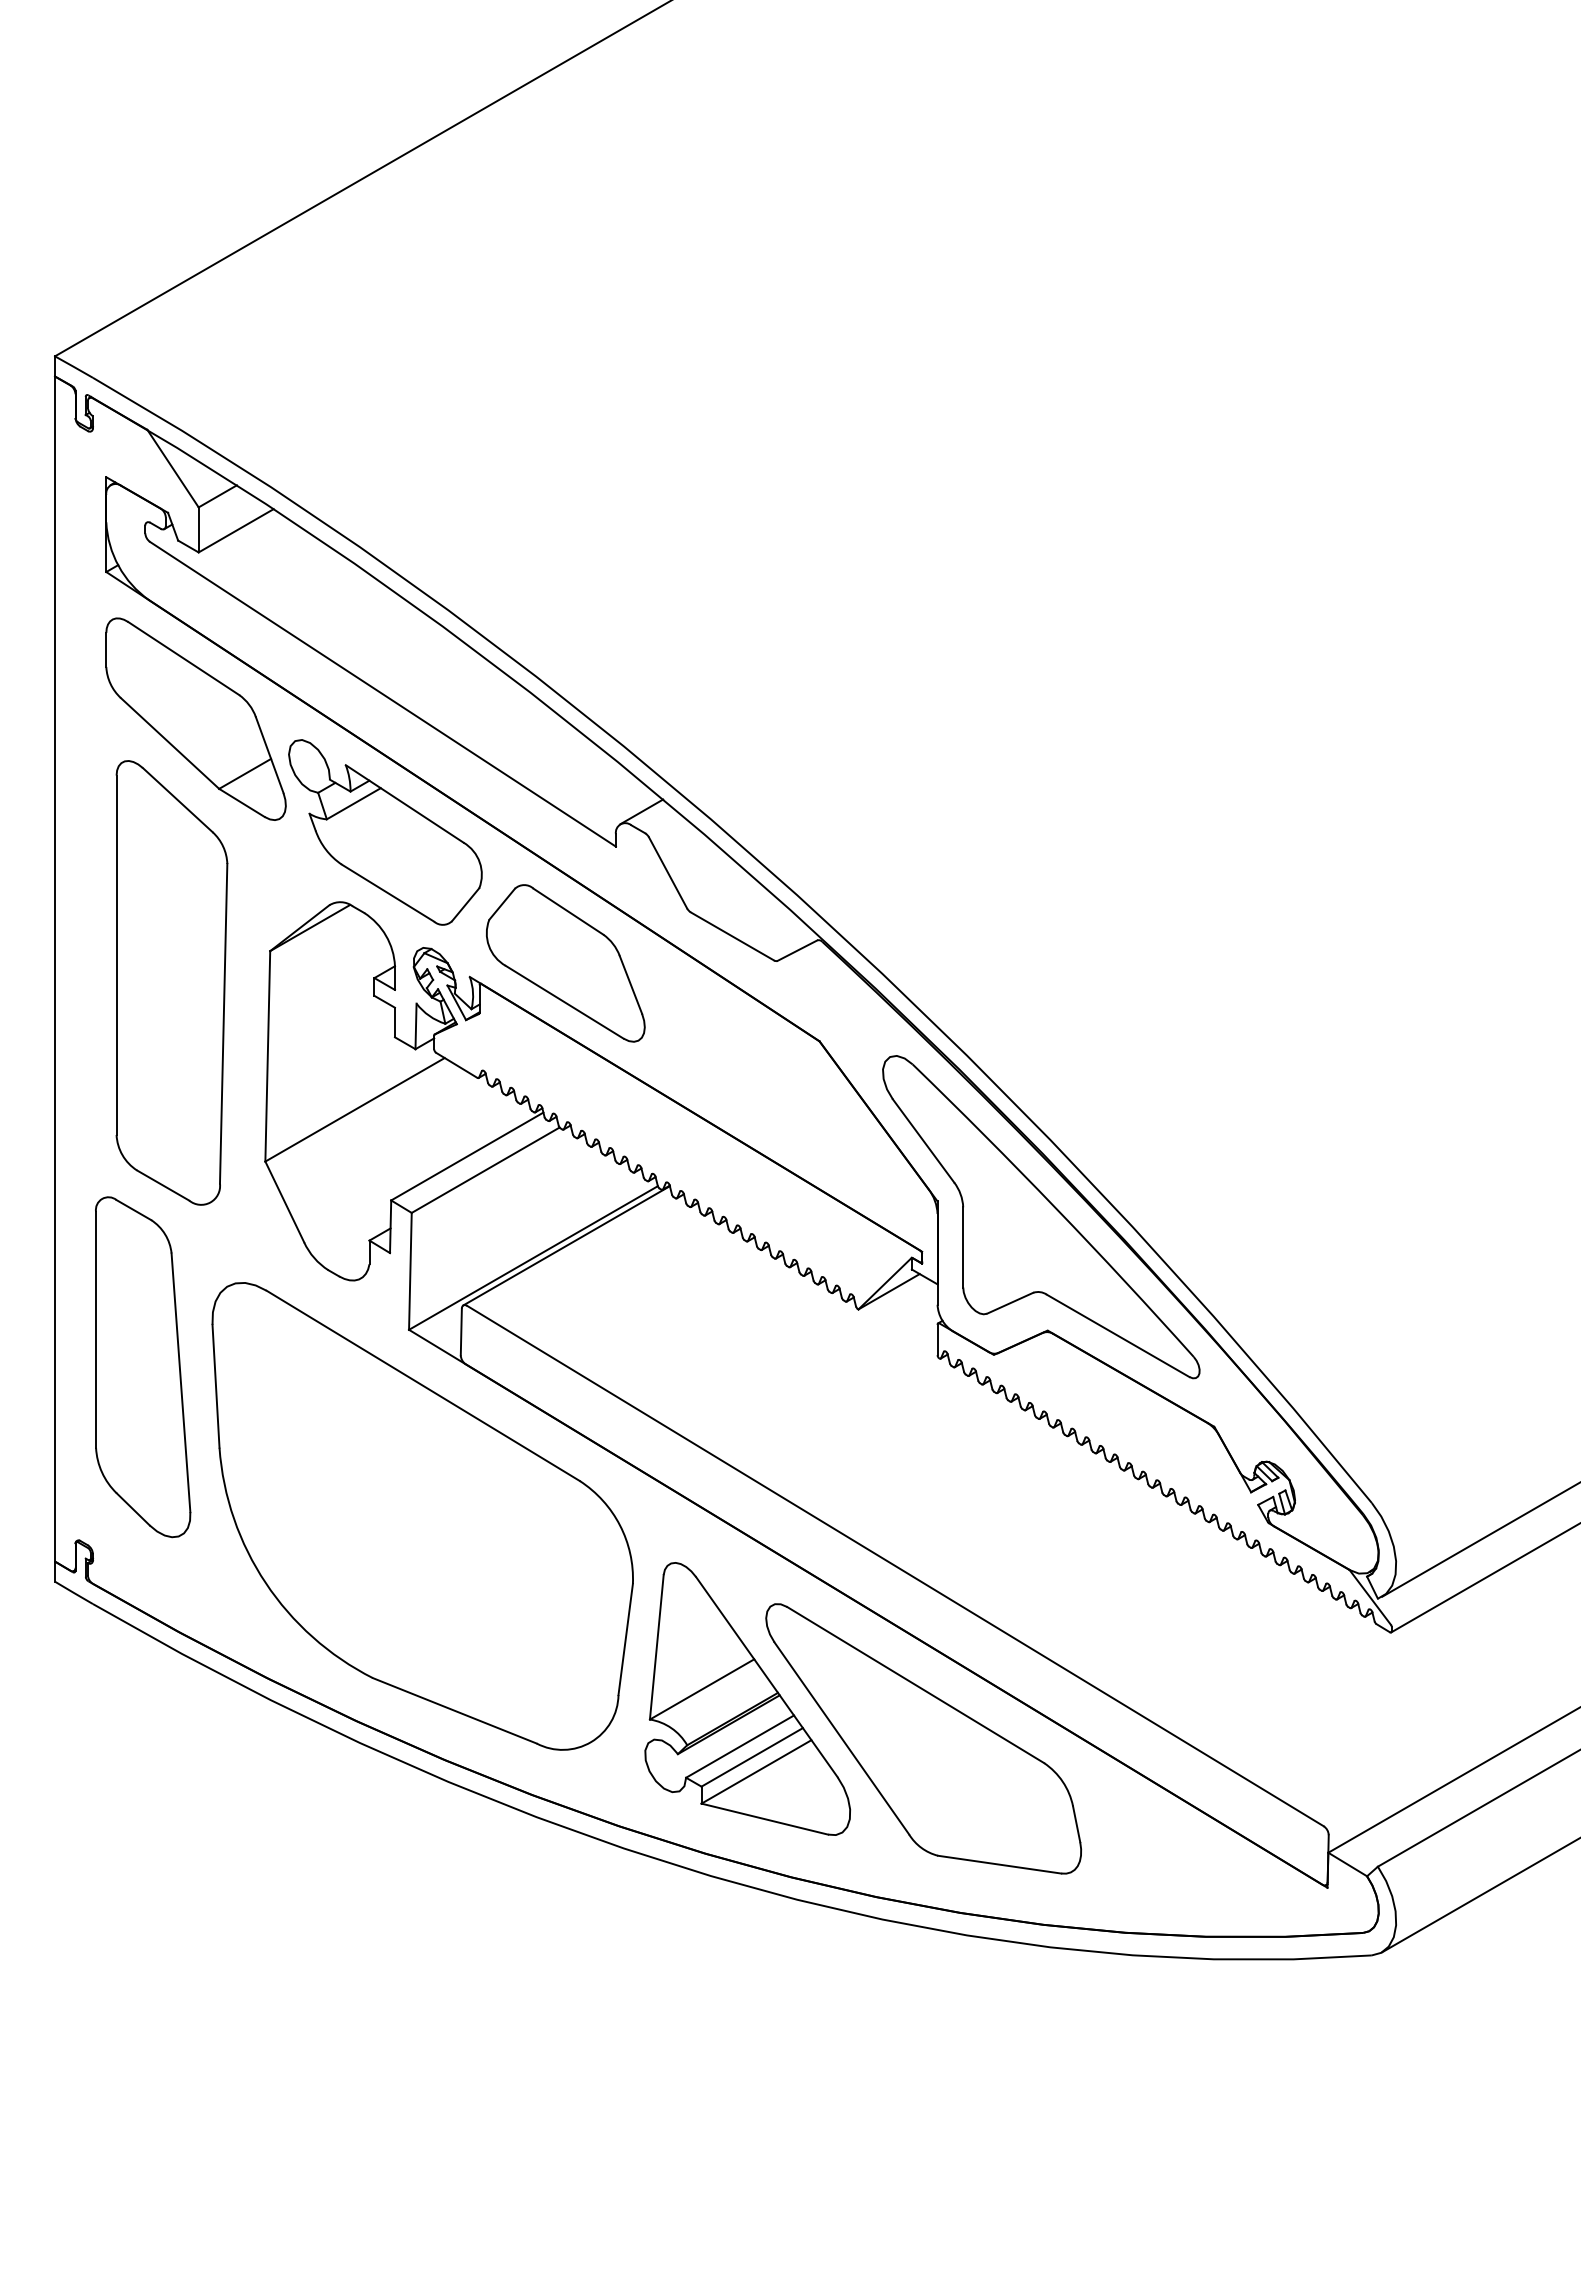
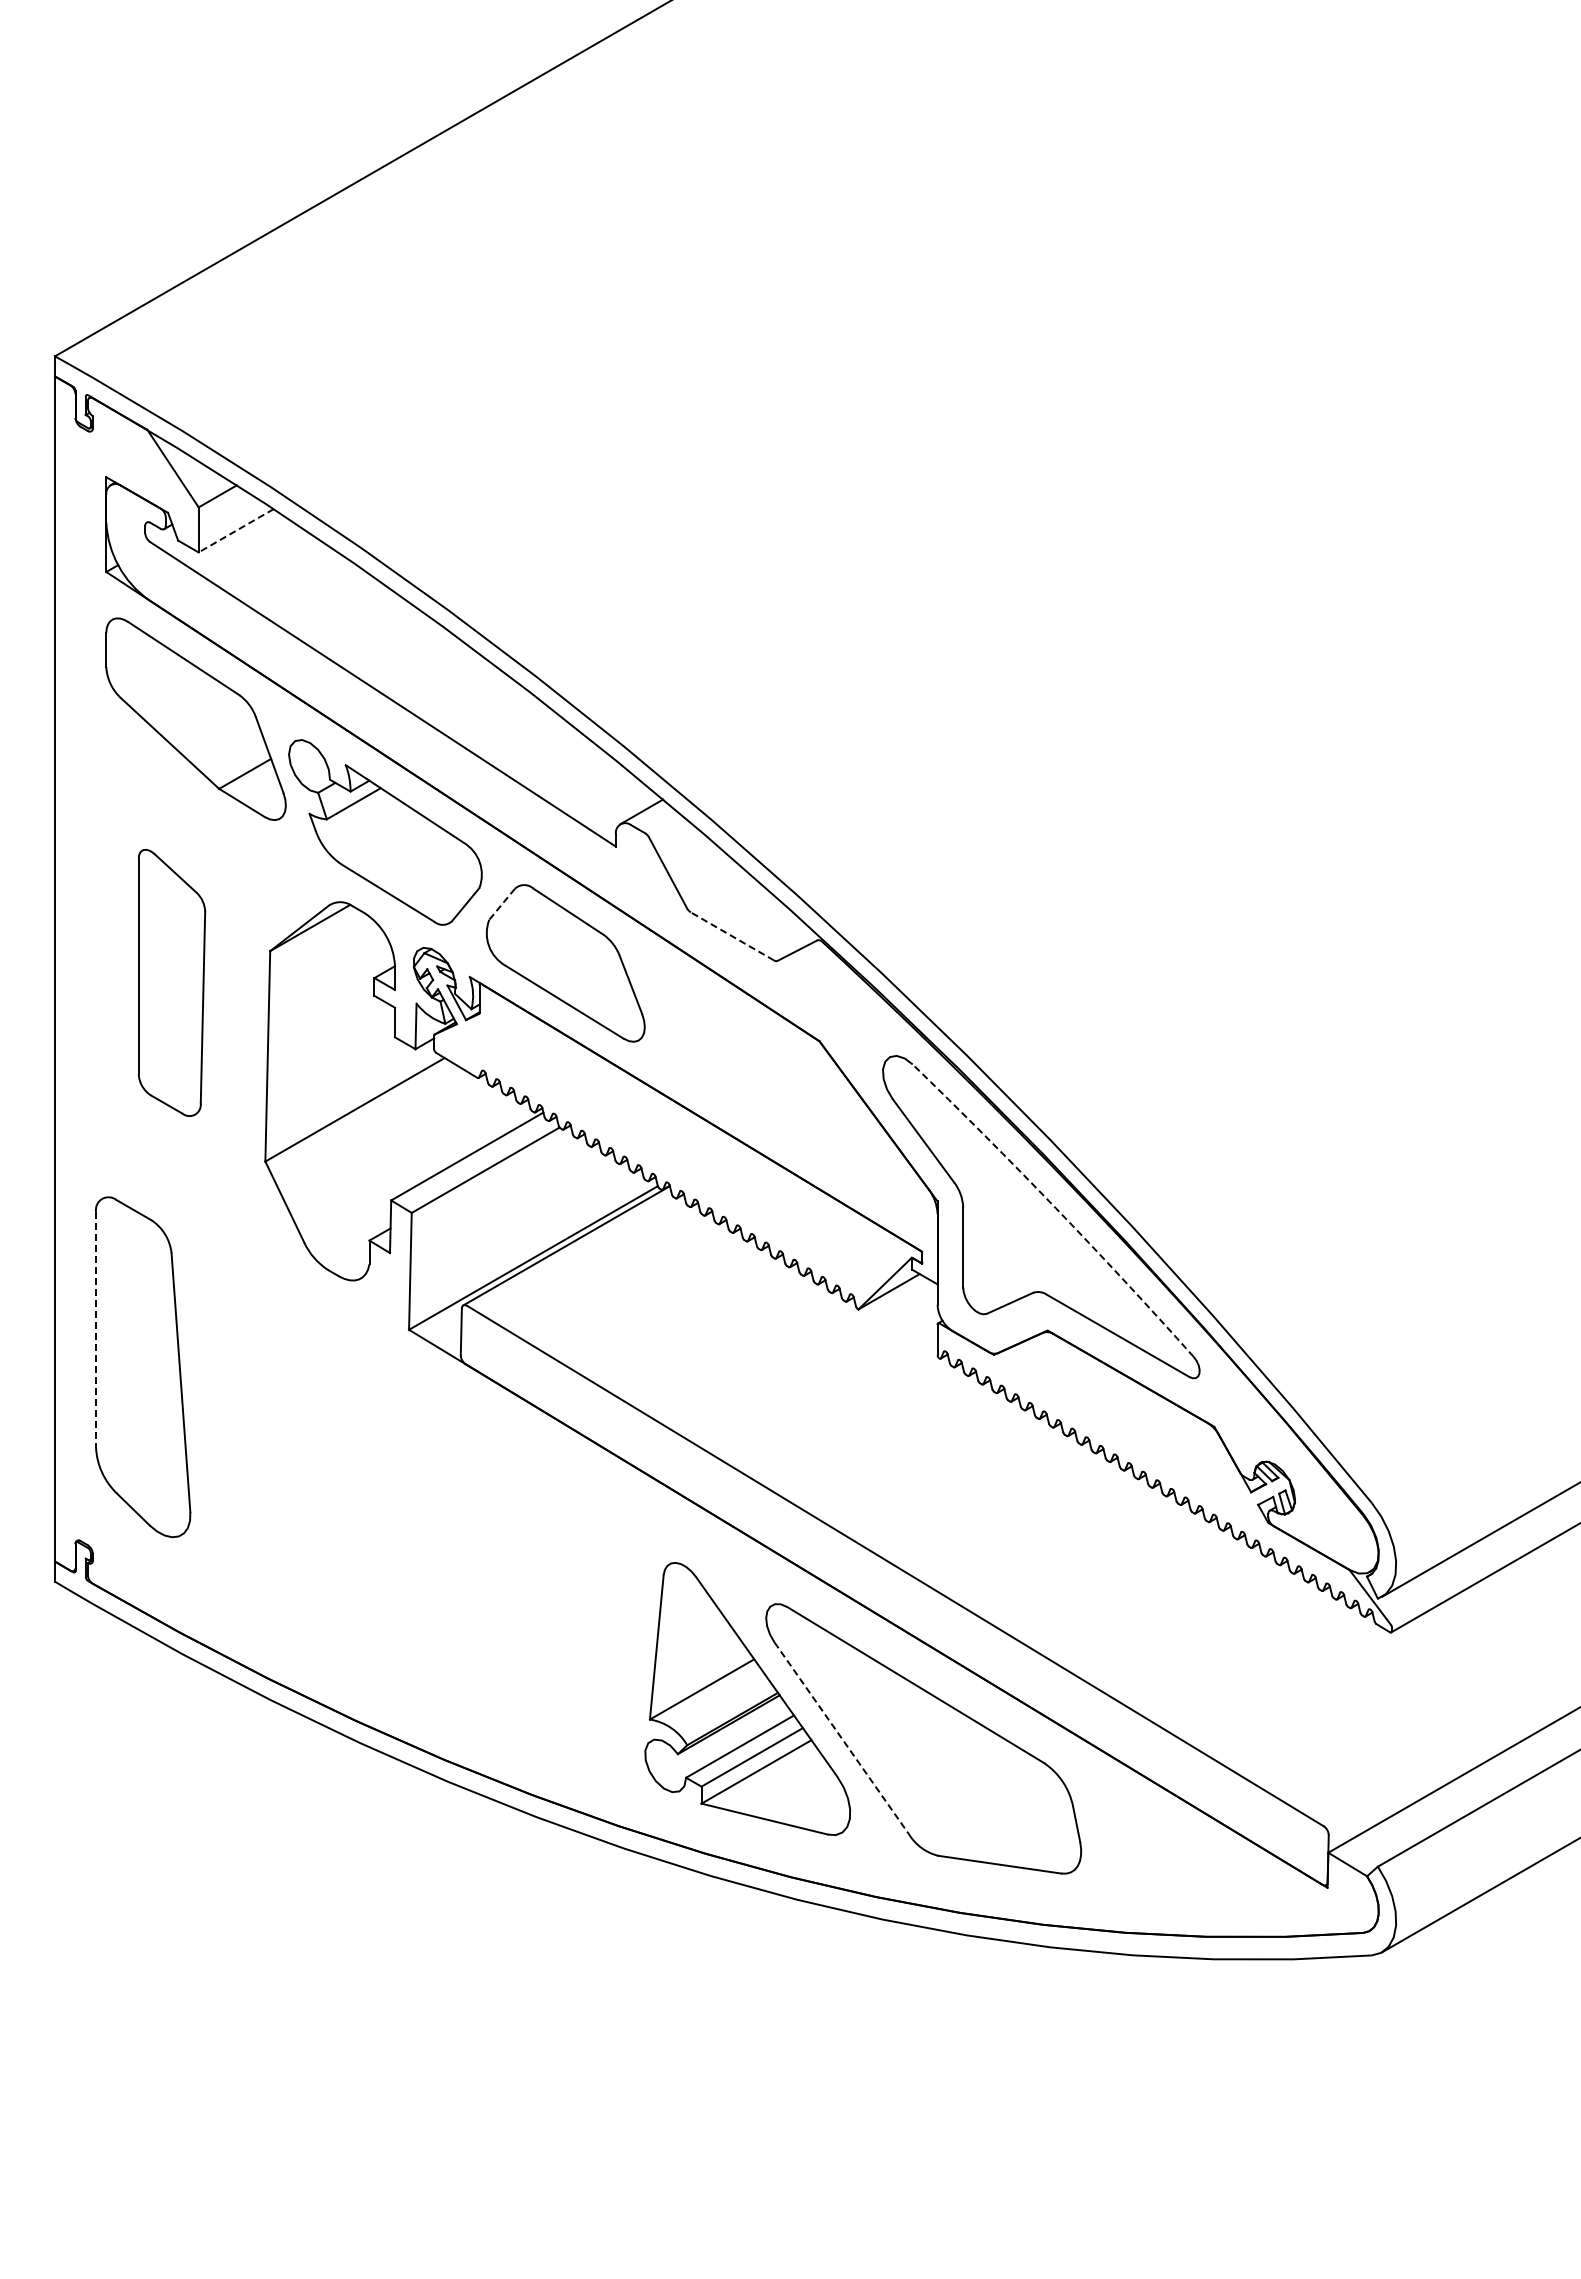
line: solid -> dashed (235, 531)
line: solid -> dashed (501, 904)
line: solid -> dashed (732, 936)
part size: 114x446 px -> 70x268 px (171, 982)
arc: solid -> dashed (1055, 1208)
line: solid -> dashed (96, 1329)
part: present -> none (422, 1516)
line: solid -> dashed (842, 1738)
